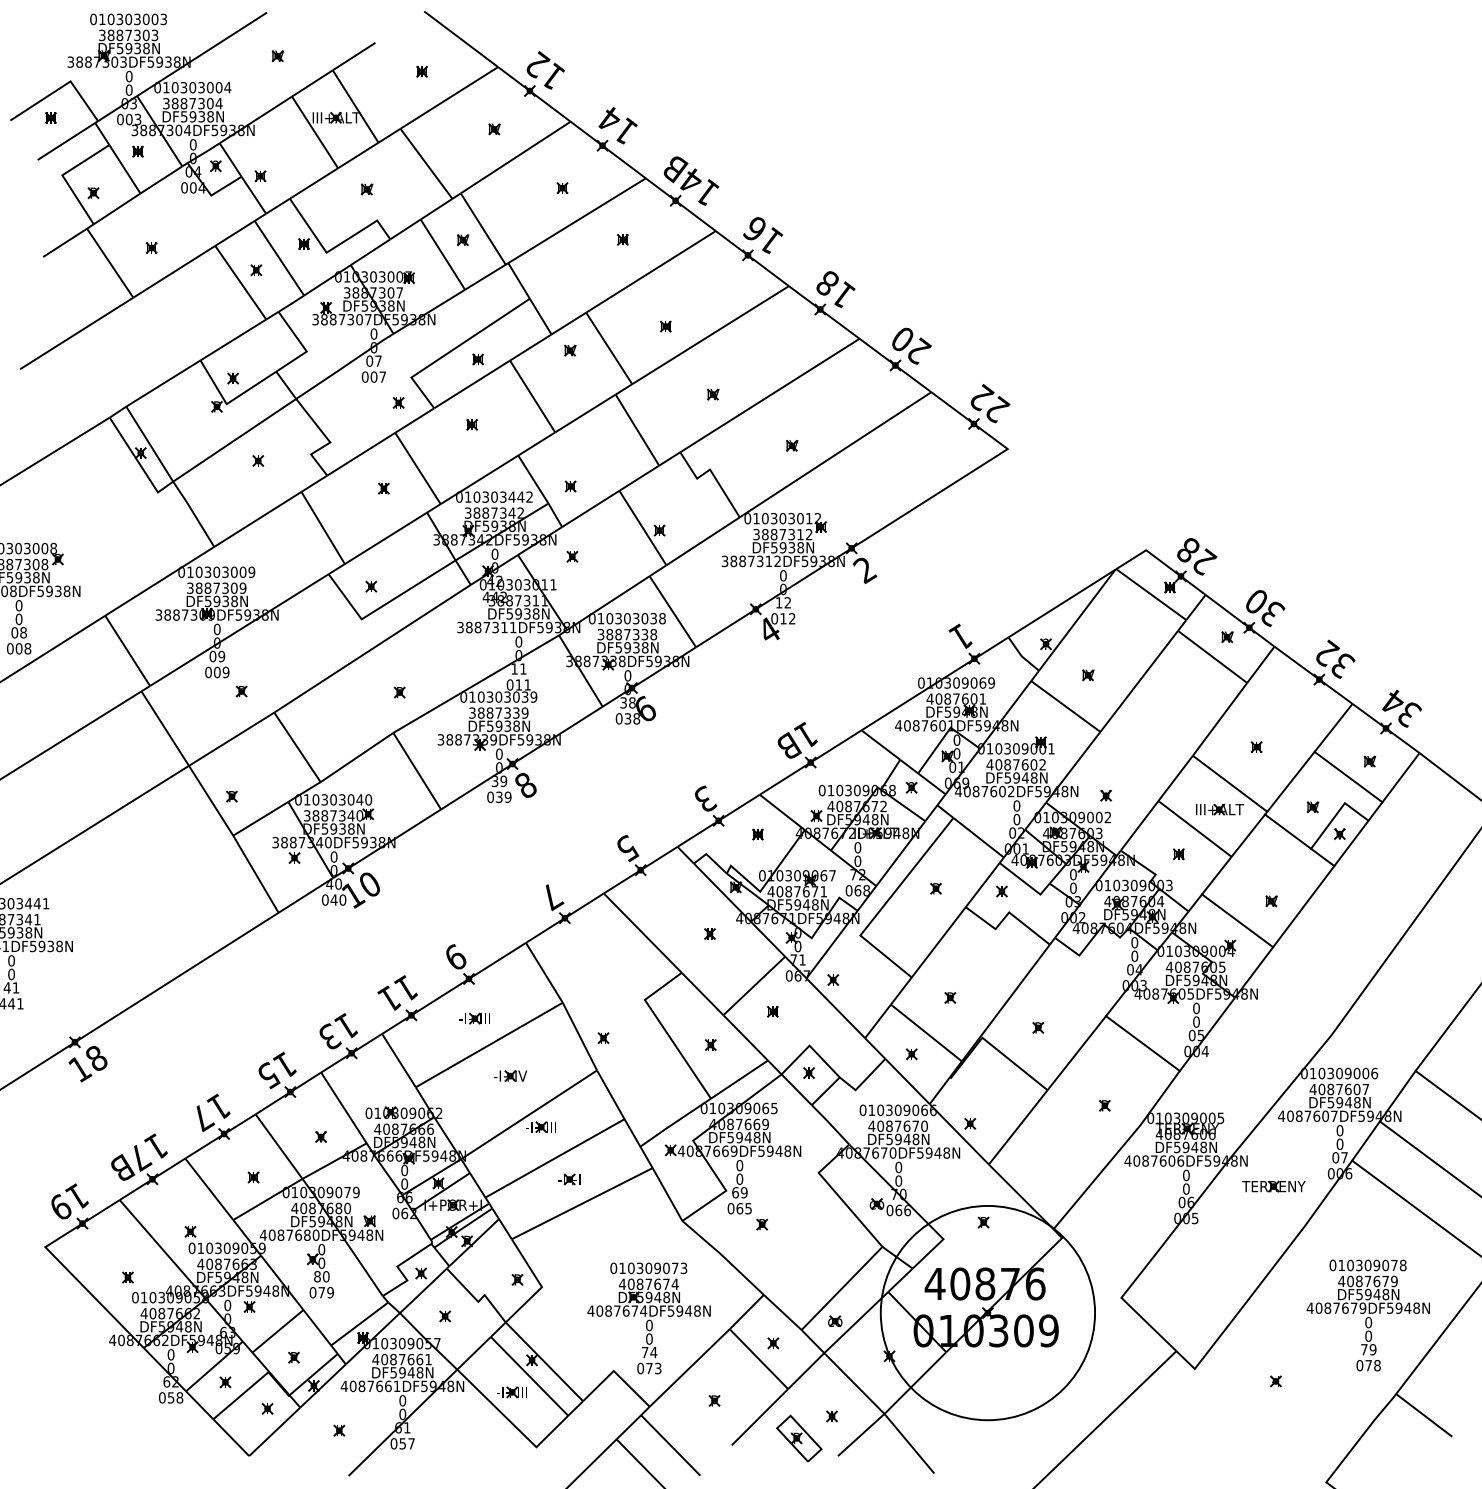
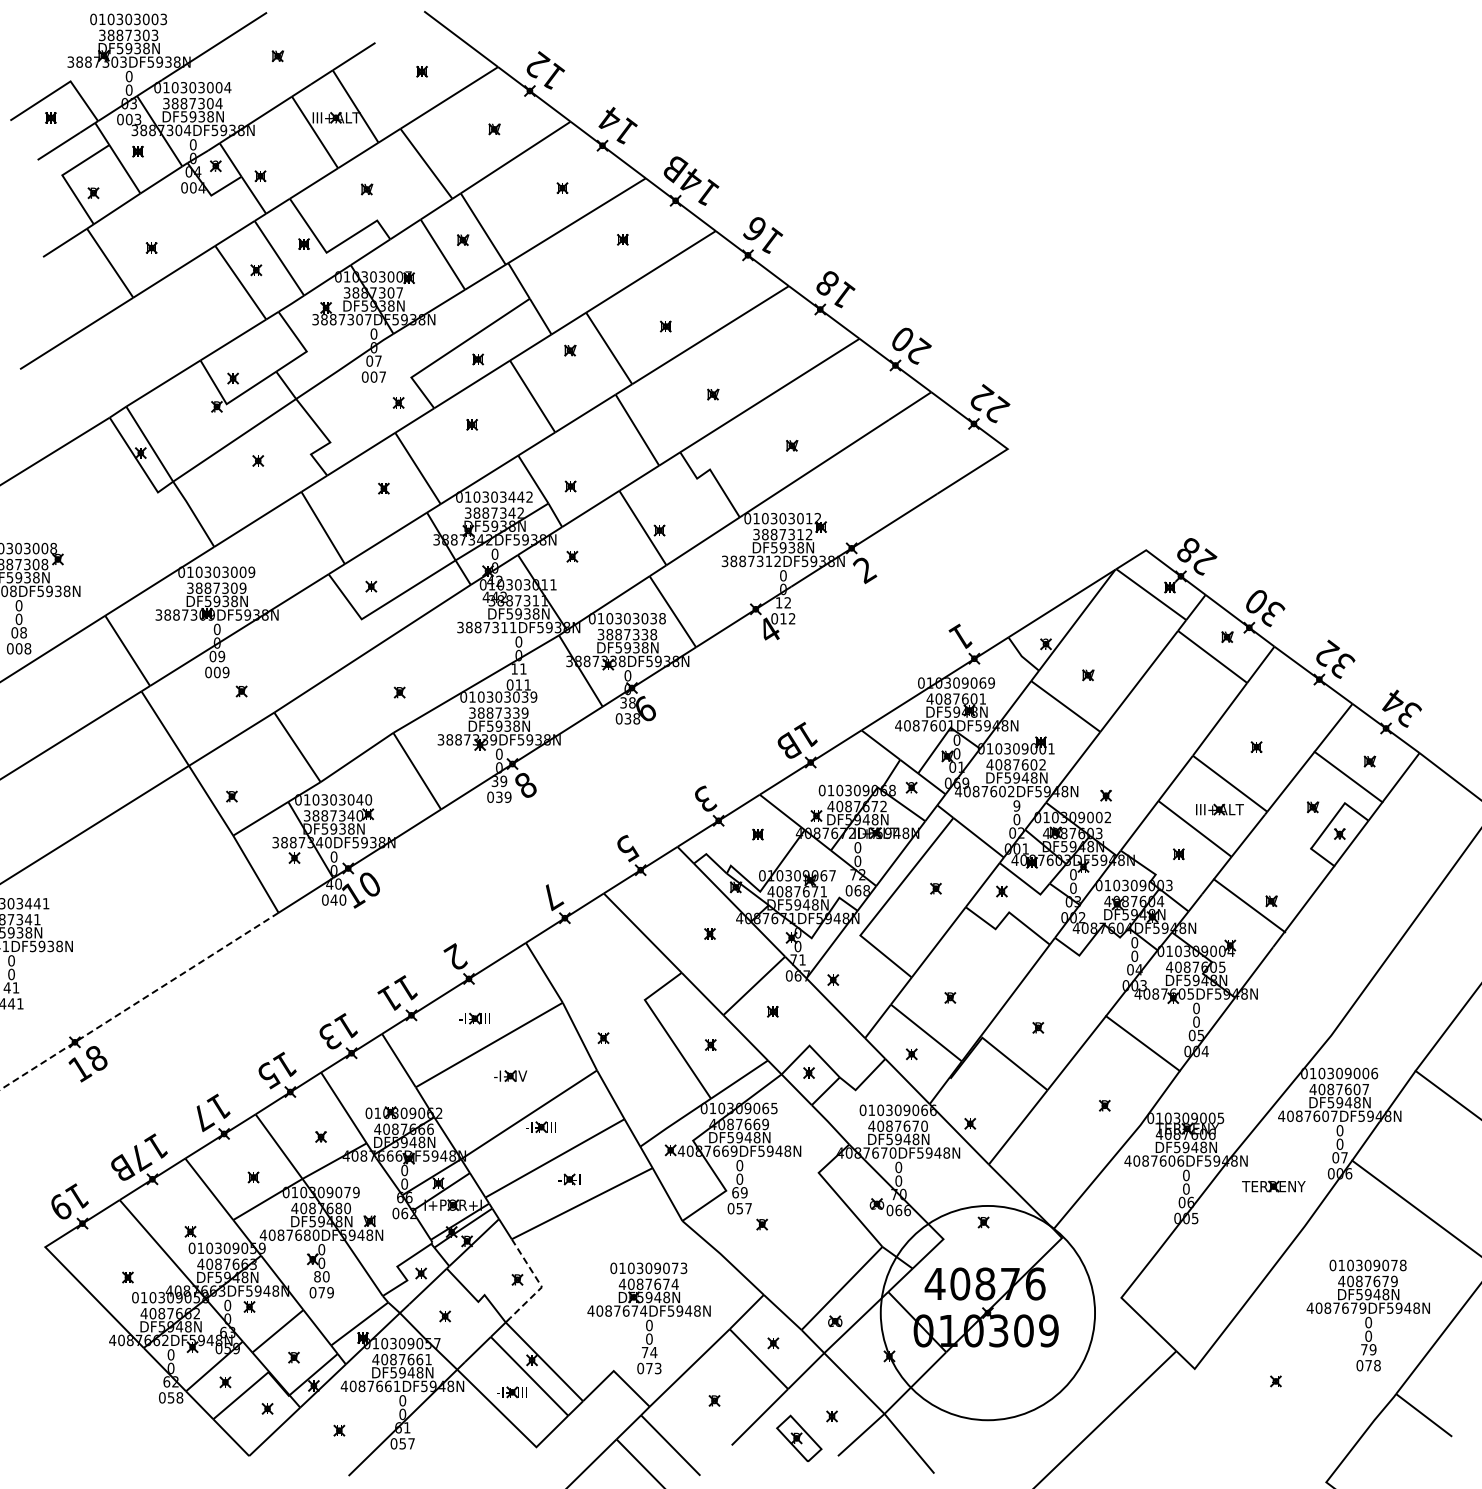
text: 0 -> 9 (1016, 805)
line: present -> none (1288, 831)
line position: (1237, 920) -> (1249, 905) (1249, 905)
text: 9 -> 2 (455, 956)
line: solid -> dashed (139, 1001)
line: present -> none (1428, 1157)
text: 065 -> 057 (743, 1208)
line: solid -> dashed (539, 1282)
